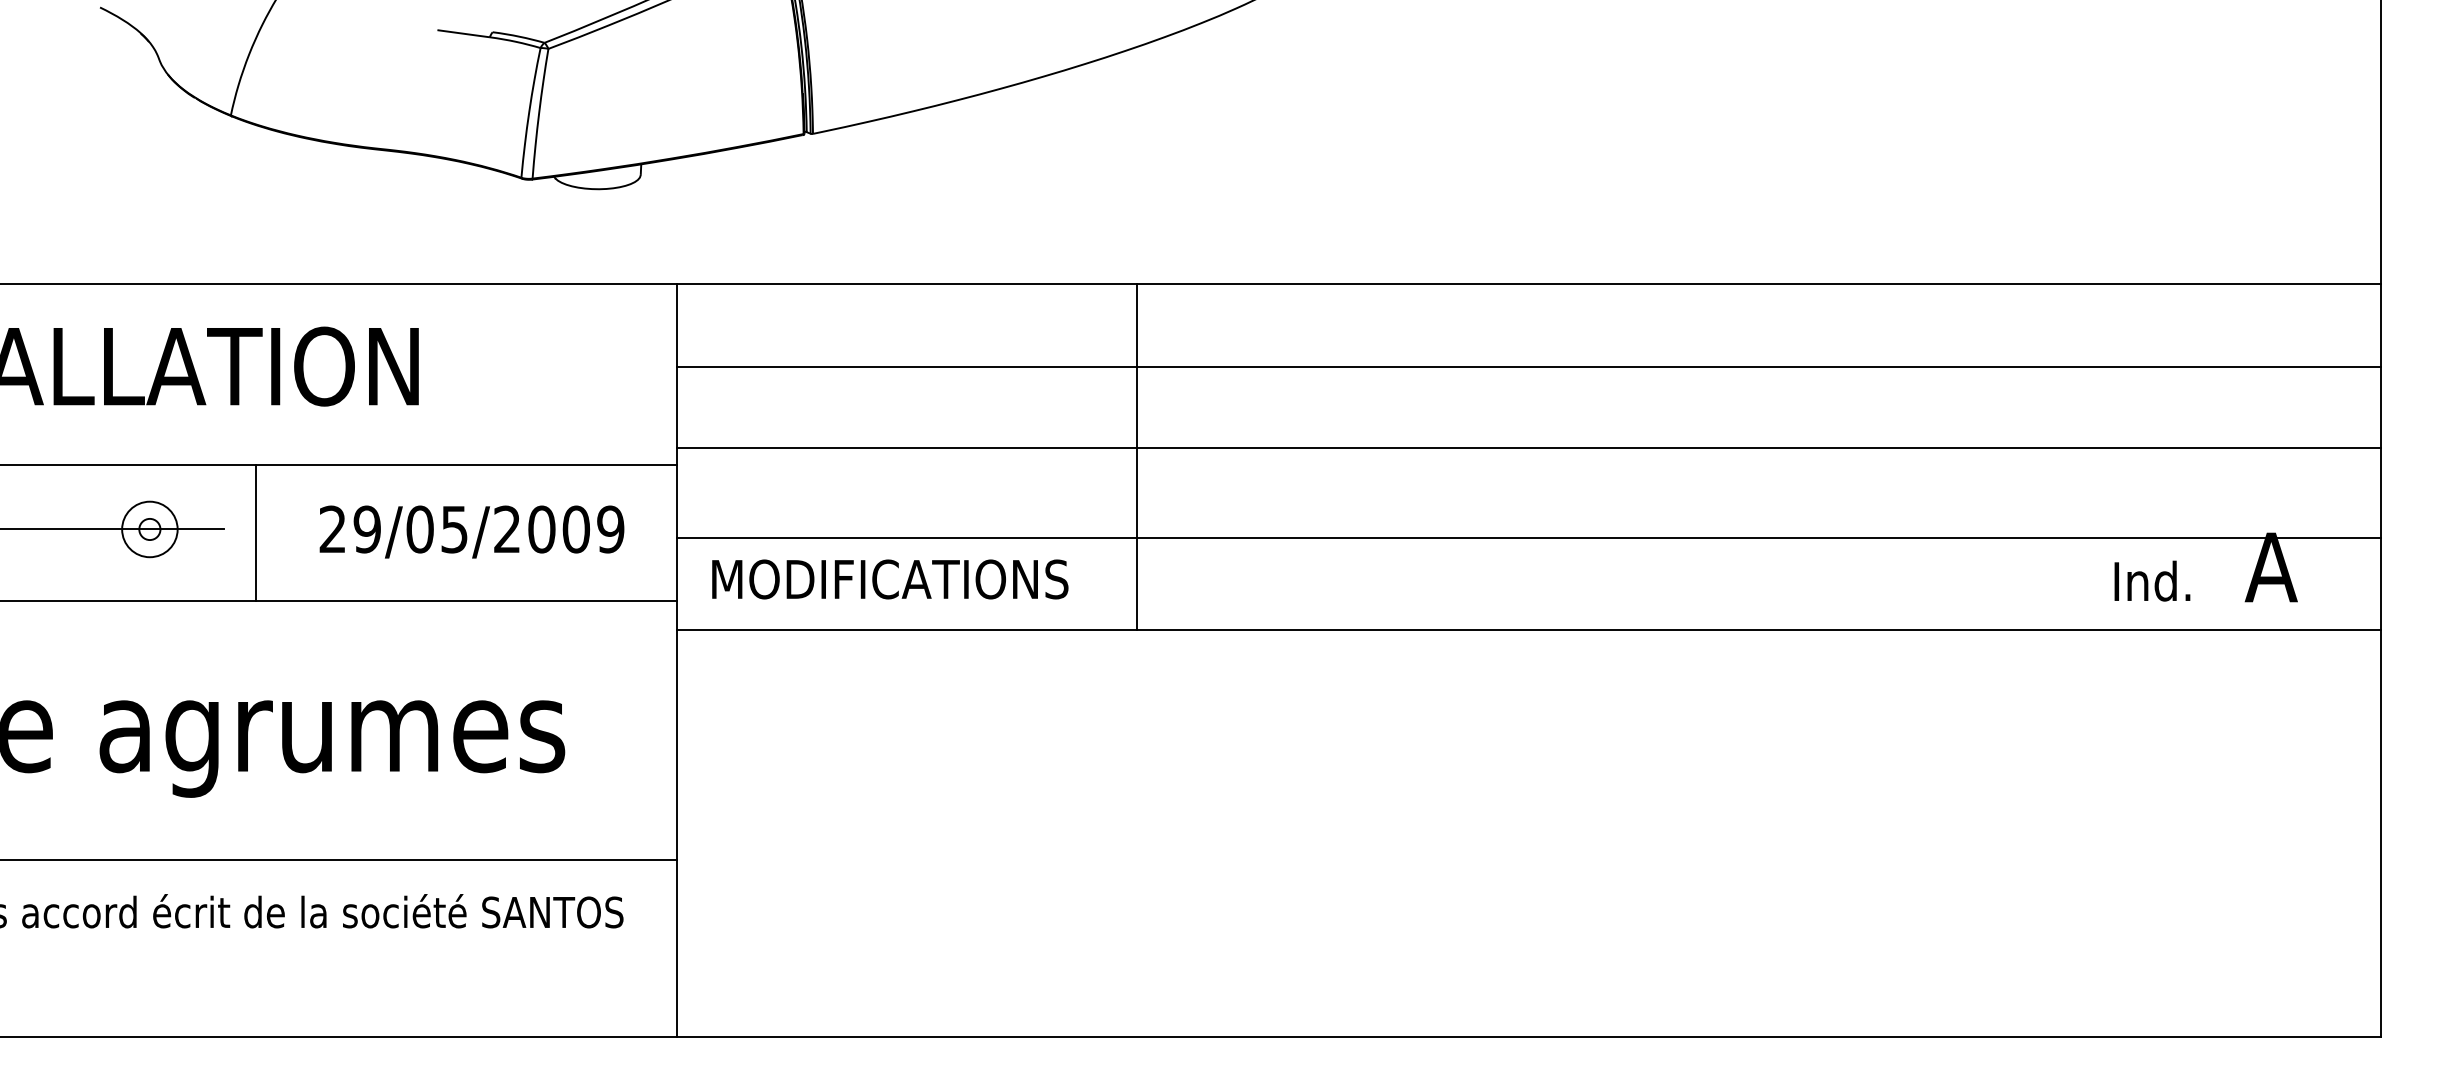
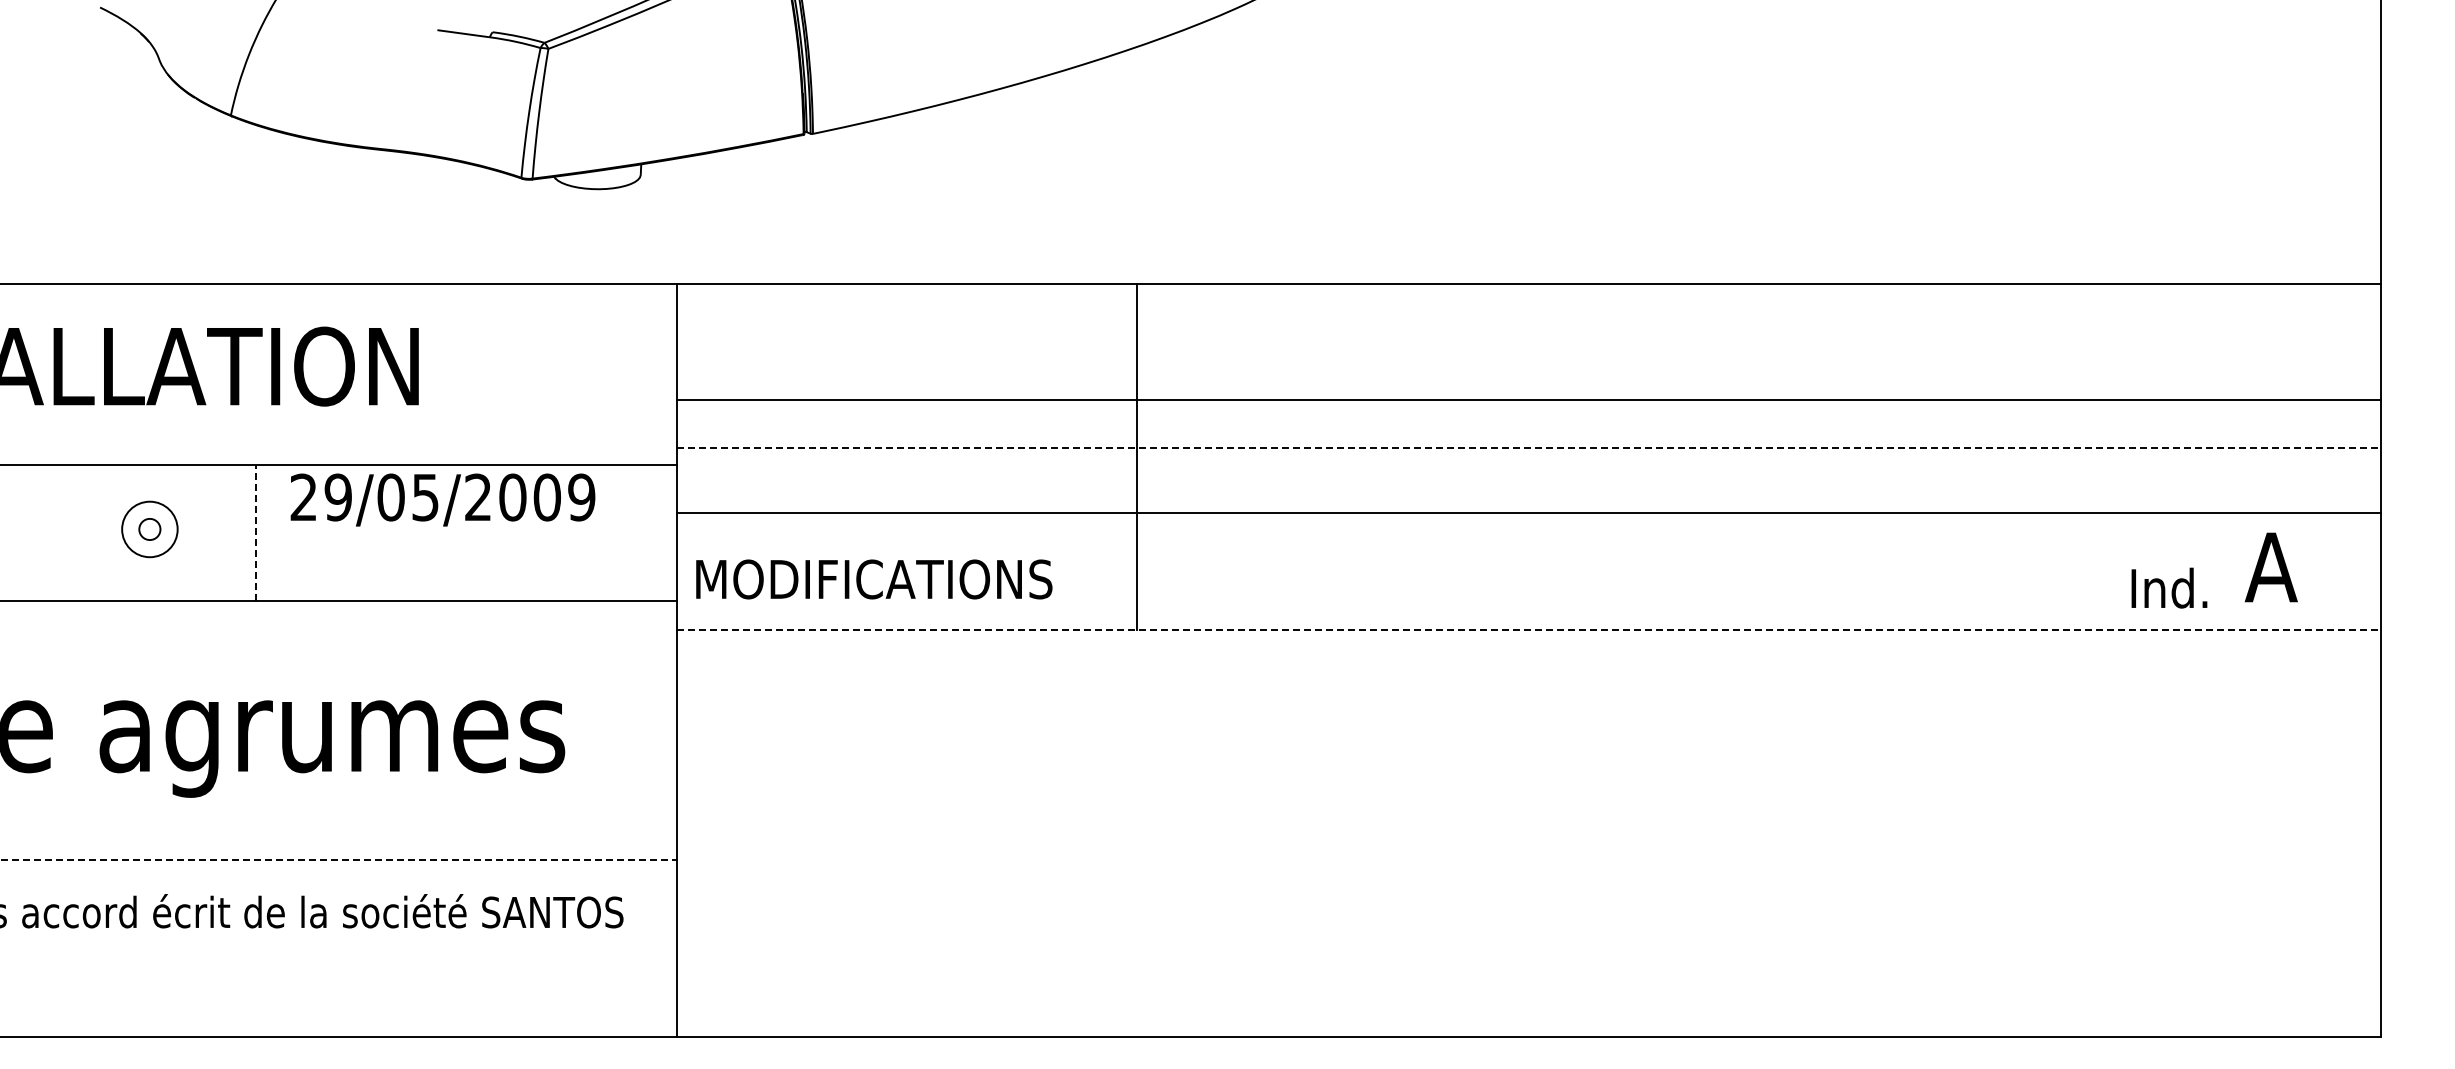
line position: (1528, 366) -> (1528, 399) (1528, 399)
line: solid -> dashed (1529, 447)
line: present -> none (112, 529)
text position: (471, 531) -> (442, 499) (442, 499)
line: solid -> dashed (256, 532)
line position: (1528, 538) -> (1528, 513) (1528, 513)
text position: (890, 579) -> (874, 579) (874, 579)
text position: (2152, 580) -> (2169, 587) (2169, 587)
line: solid -> dashed (1529, 630)
line: solid -> dashed (338, 859)
